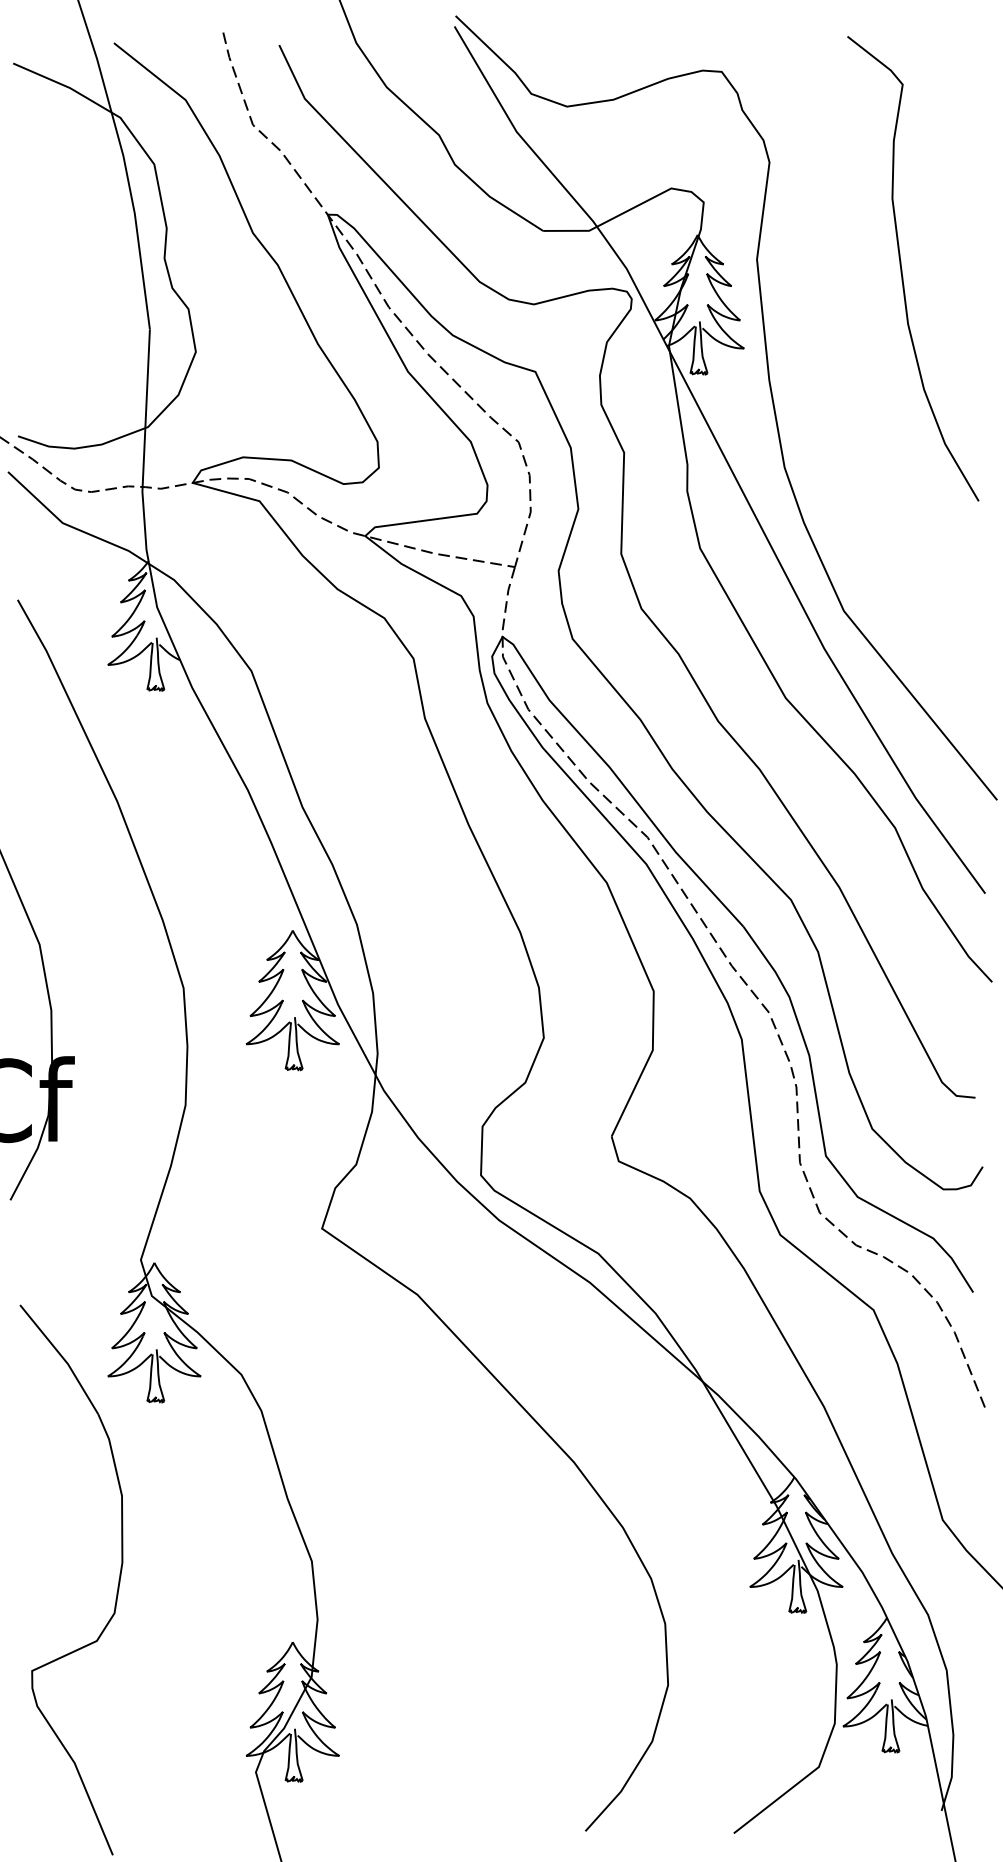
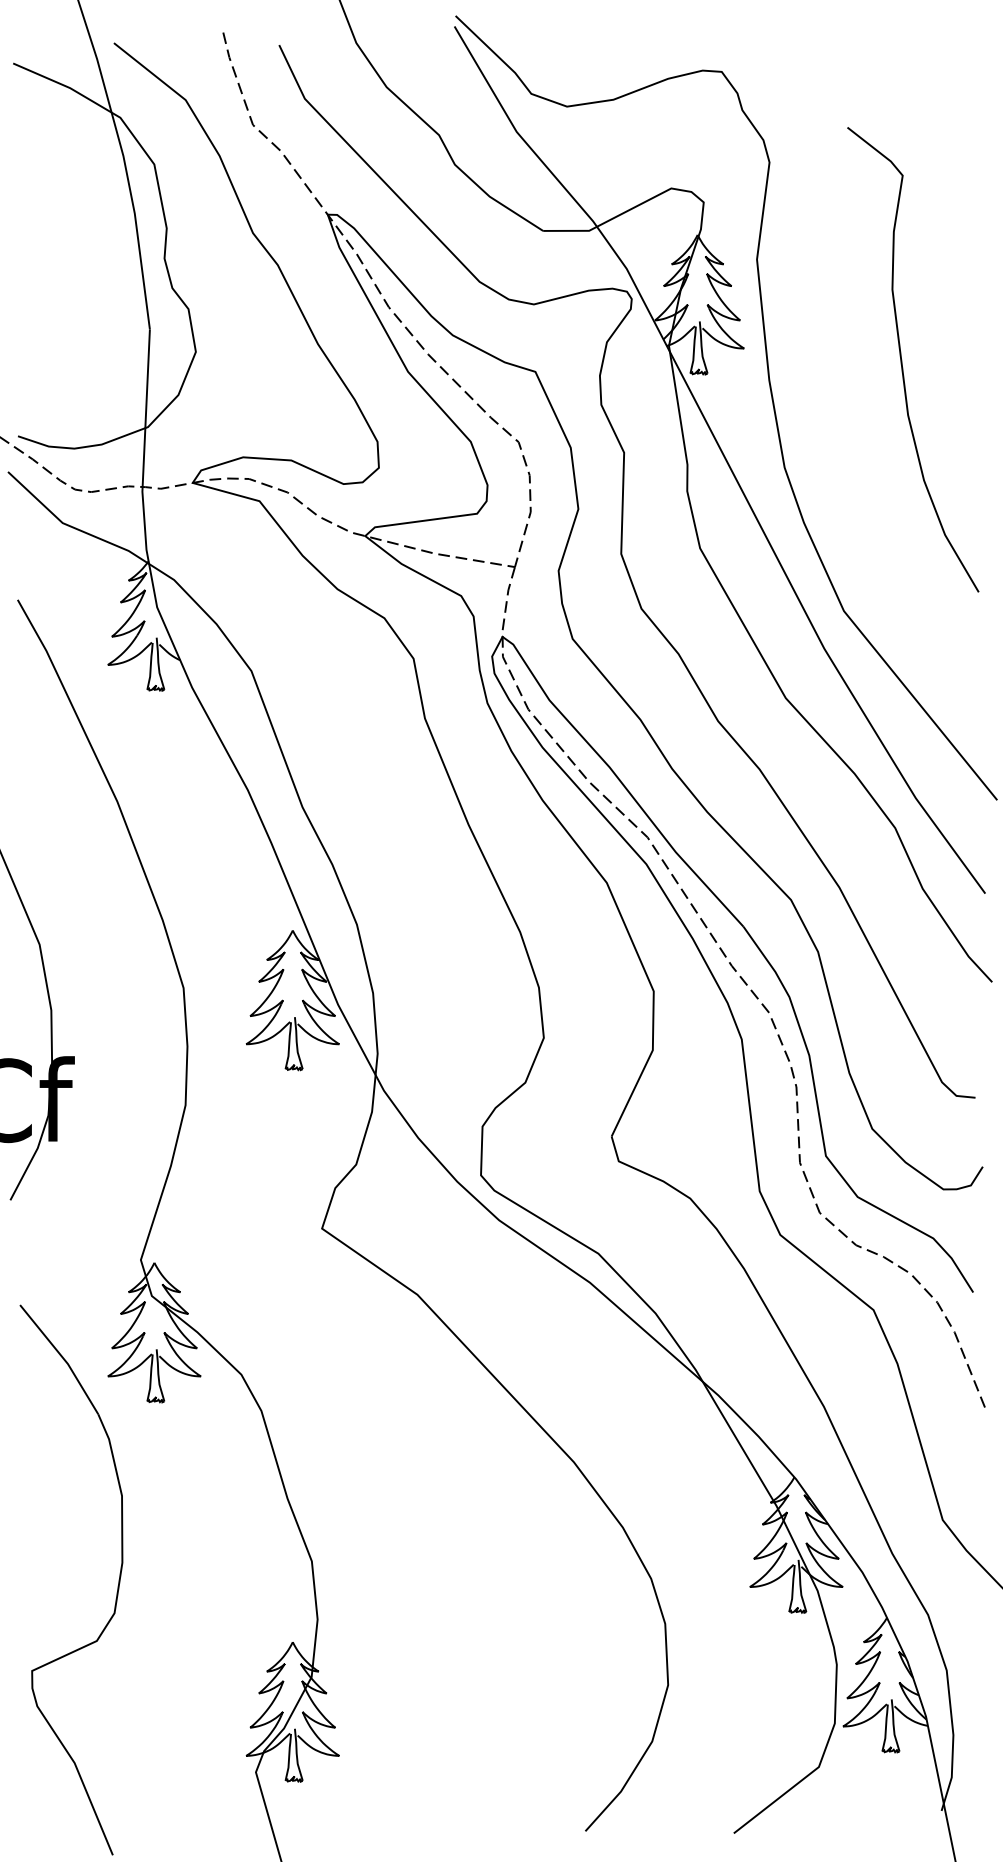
curve position: (902, 268) -> (902, 359) (902, 359)
